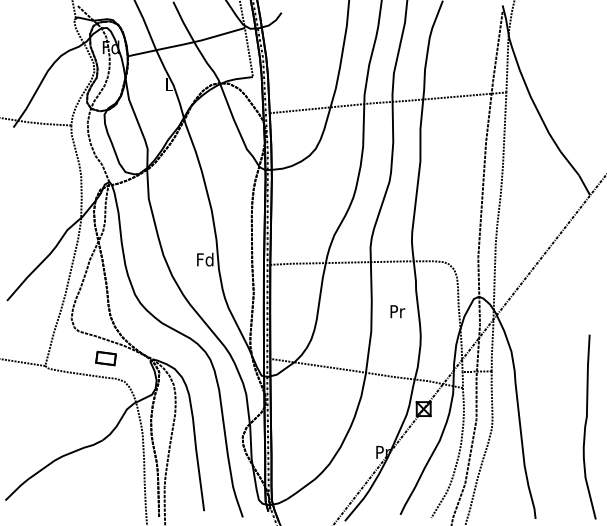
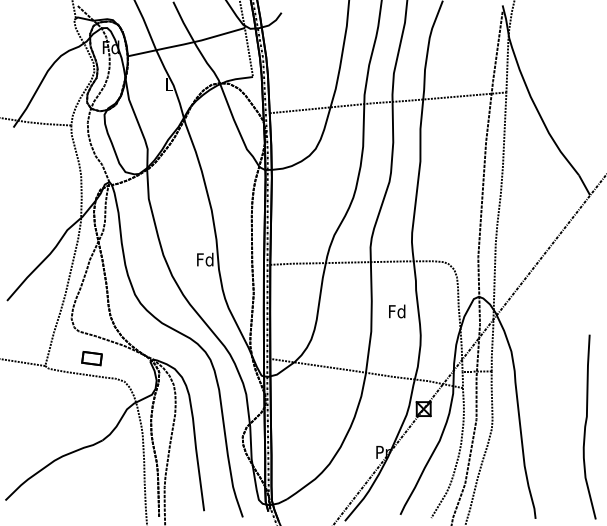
text: Pr -> Fd (397, 311)
part position: (105, 358) -> (91, 358) (91, 358)
